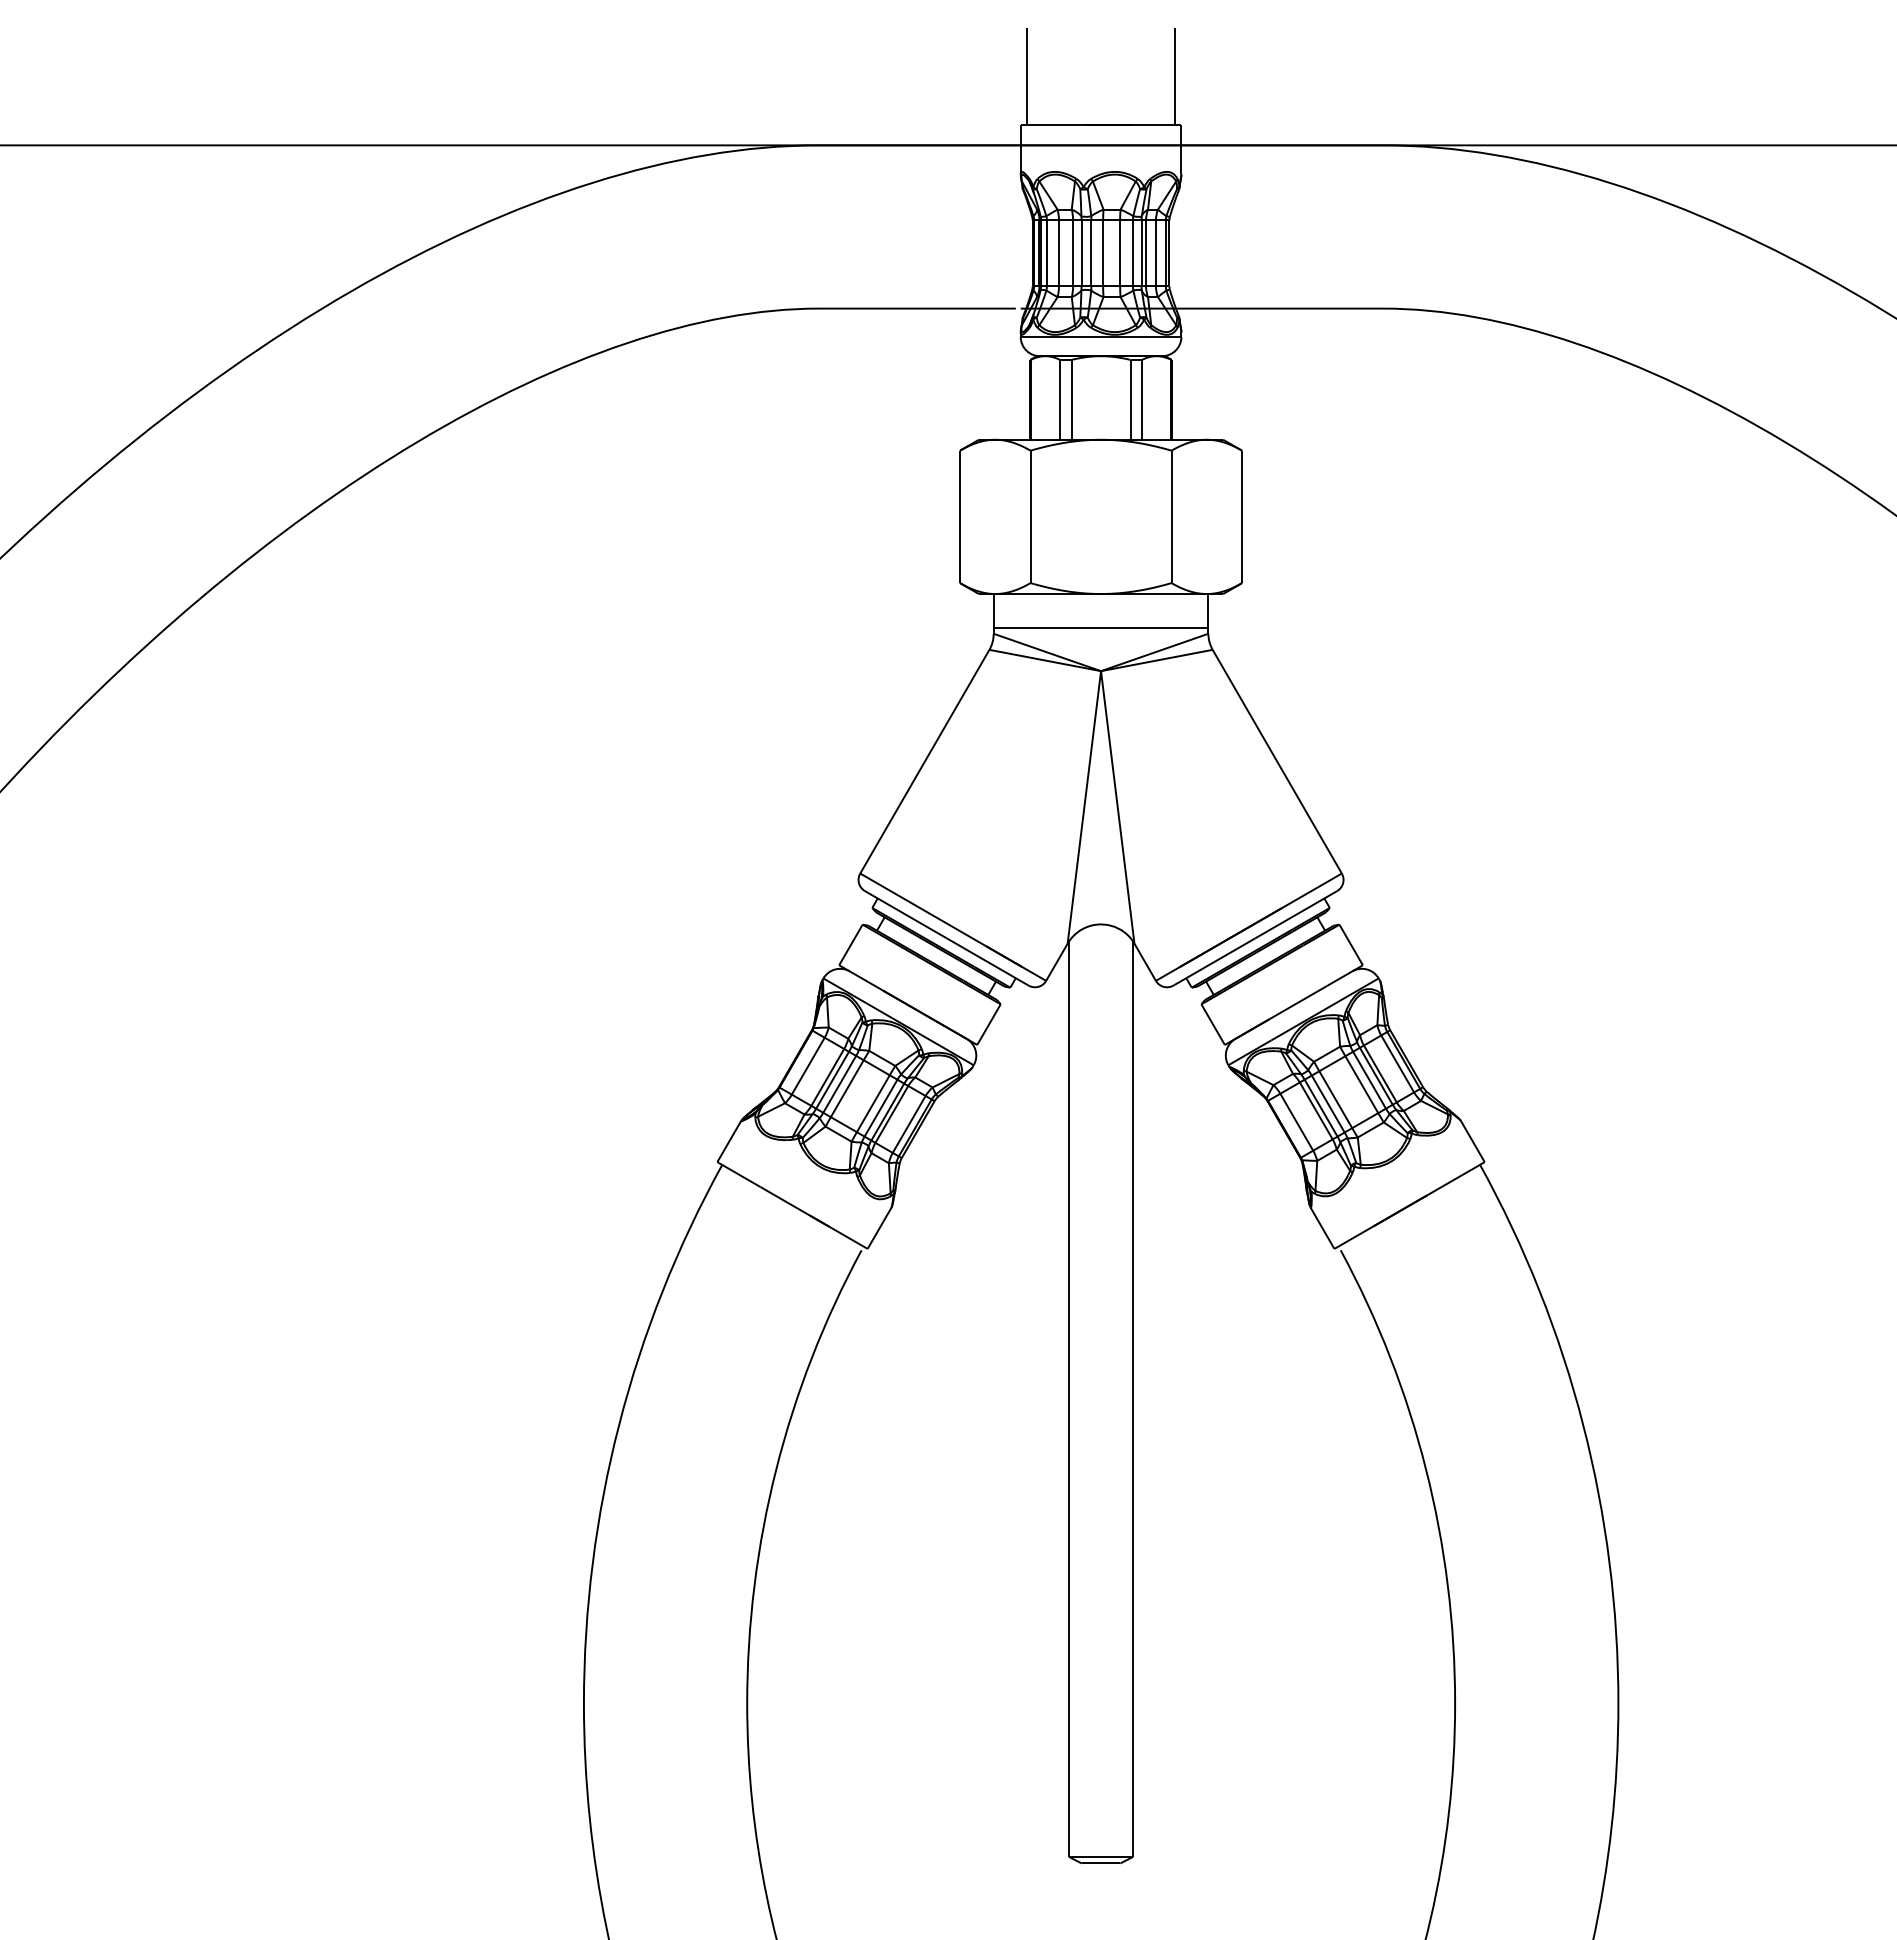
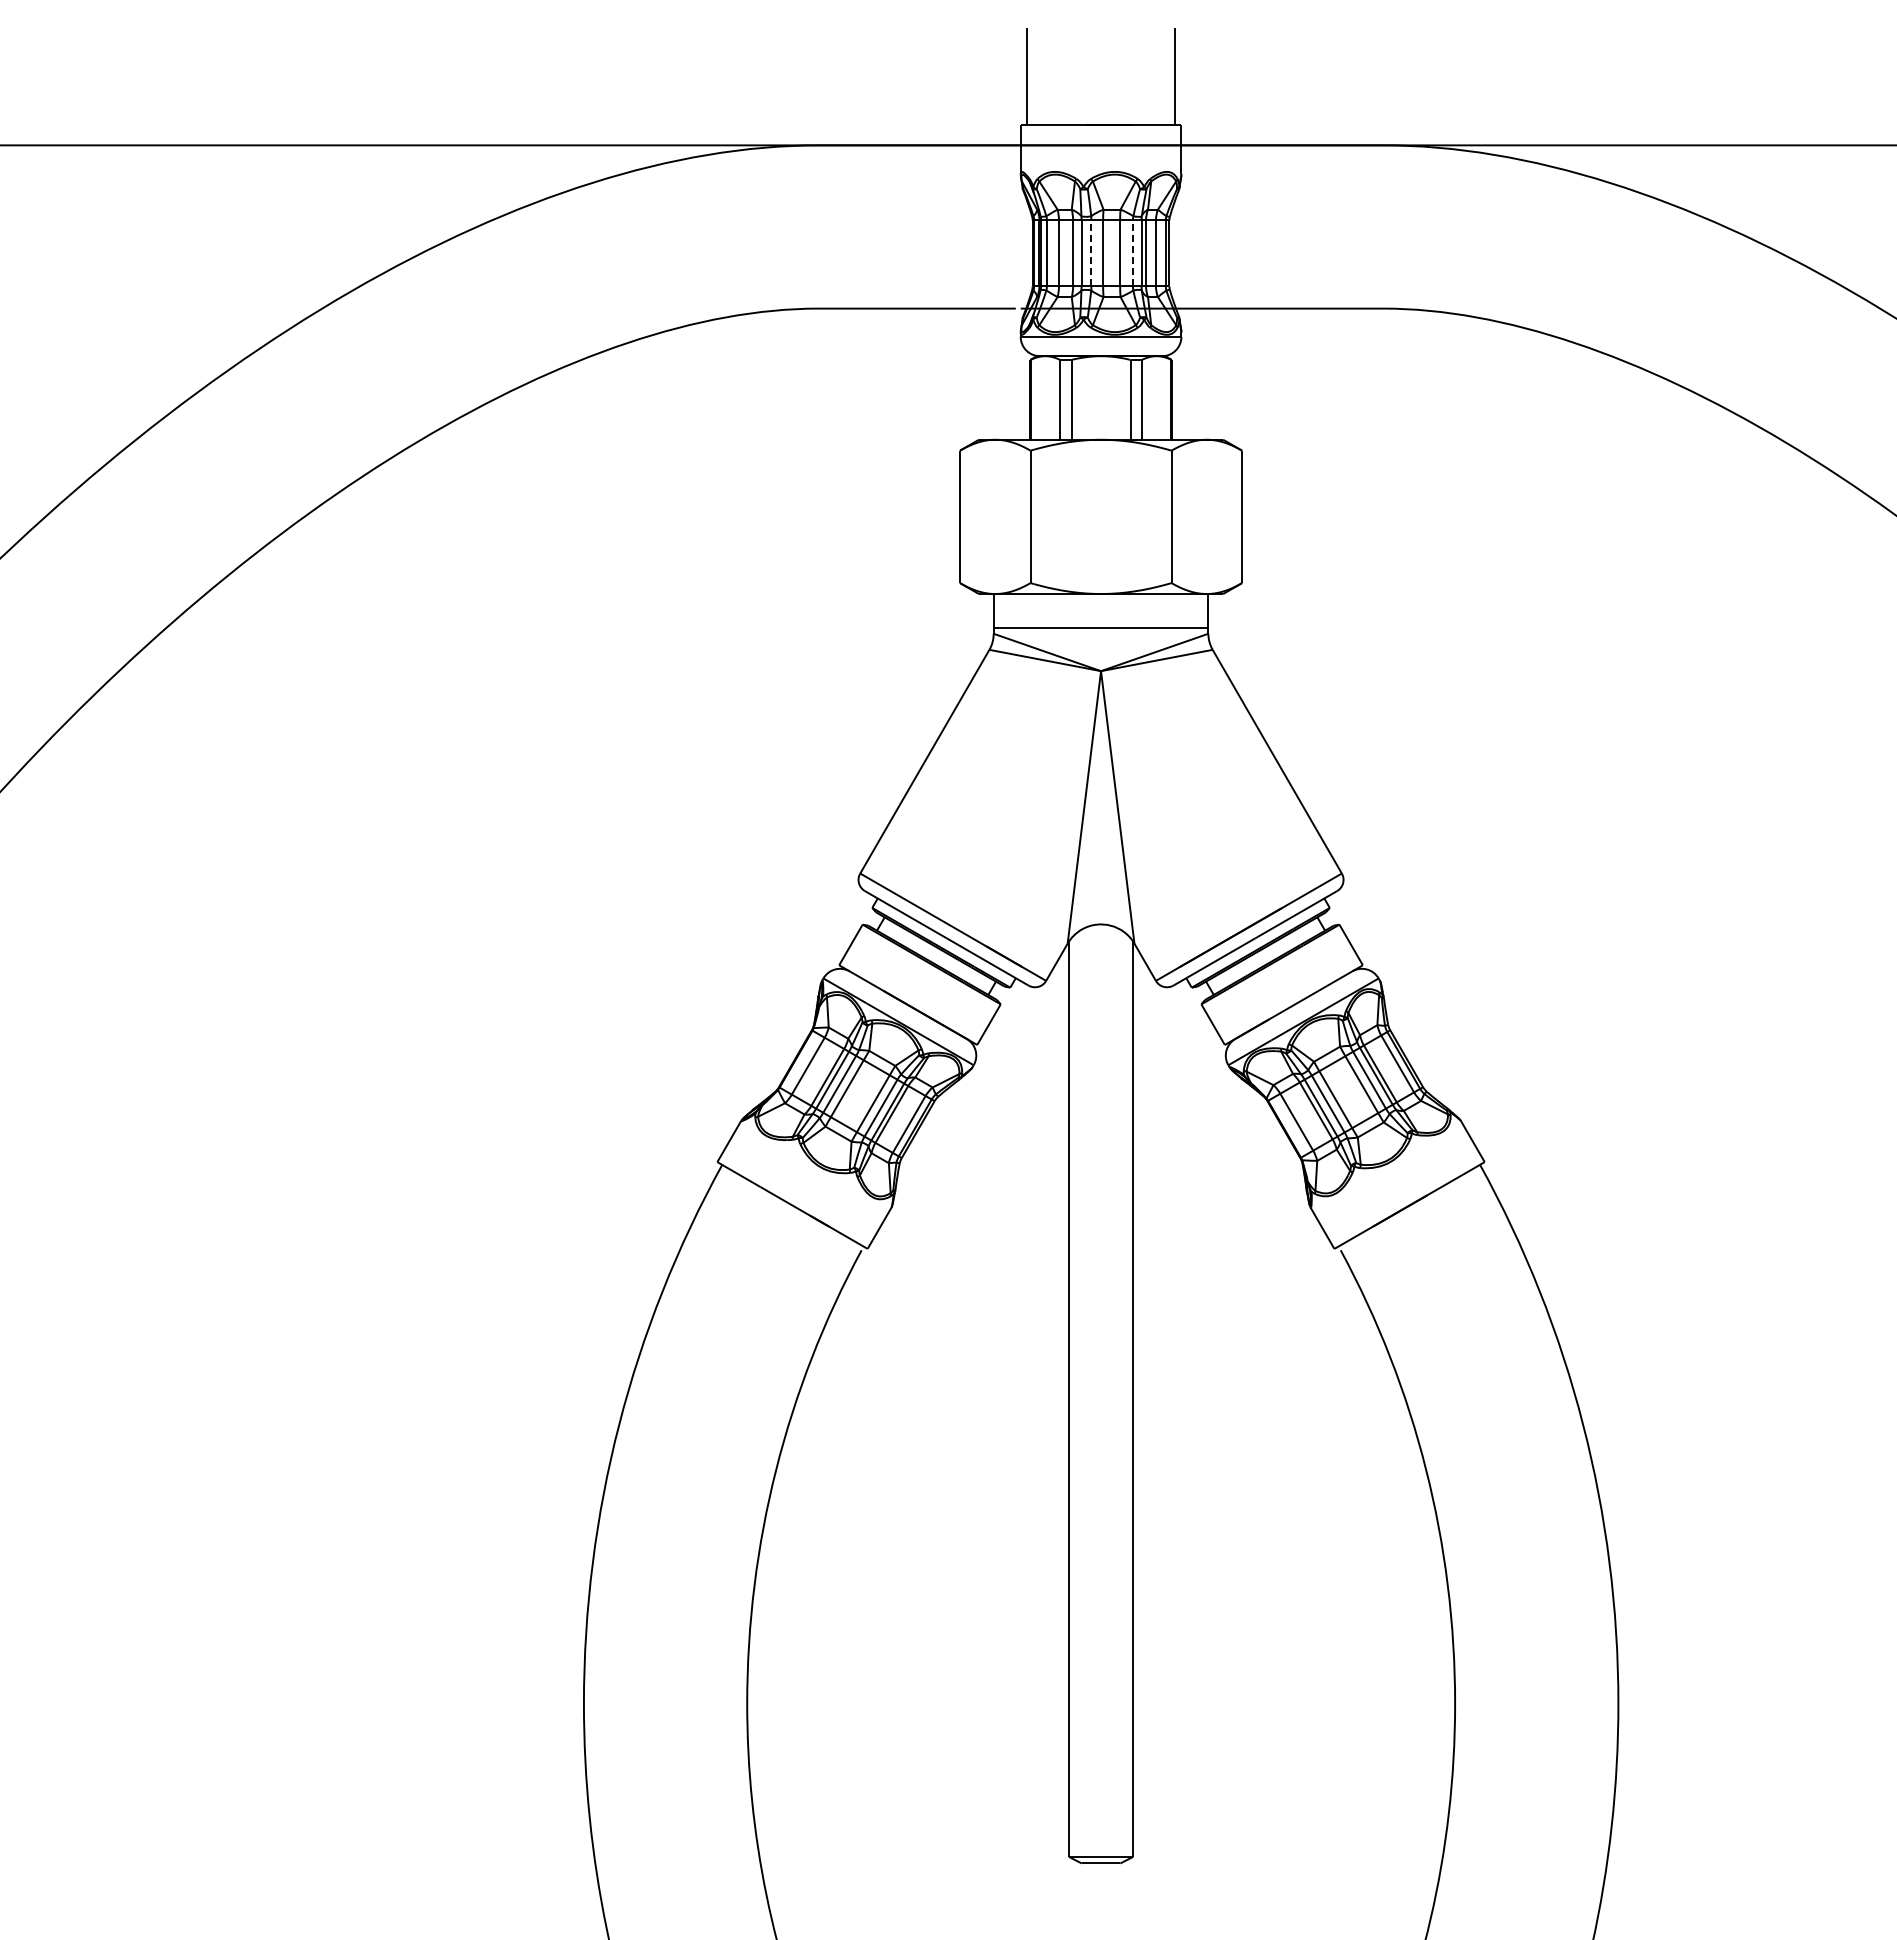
line: solid -> dashed (1091, 253)
line: solid -> dashed (1133, 253)
